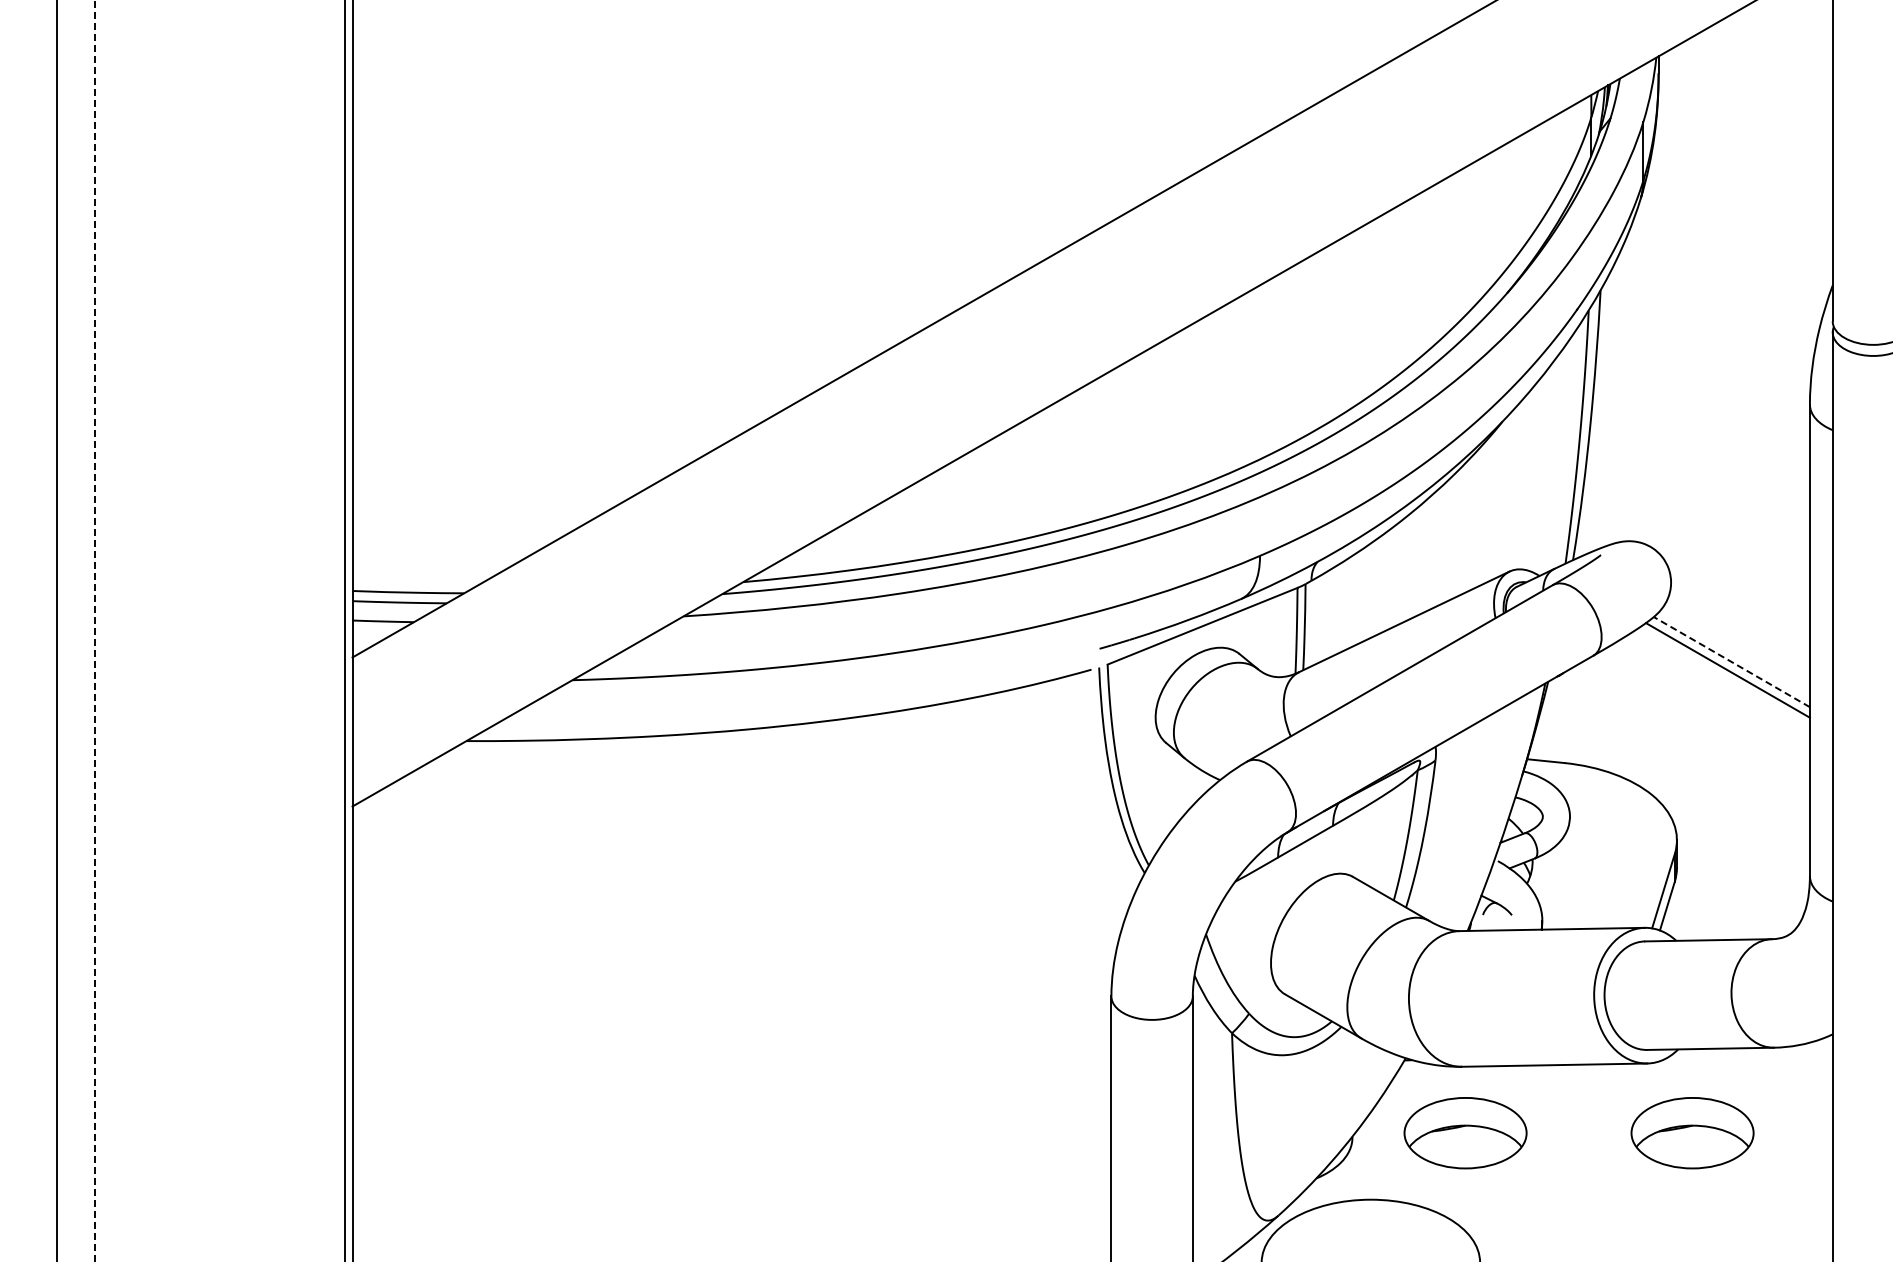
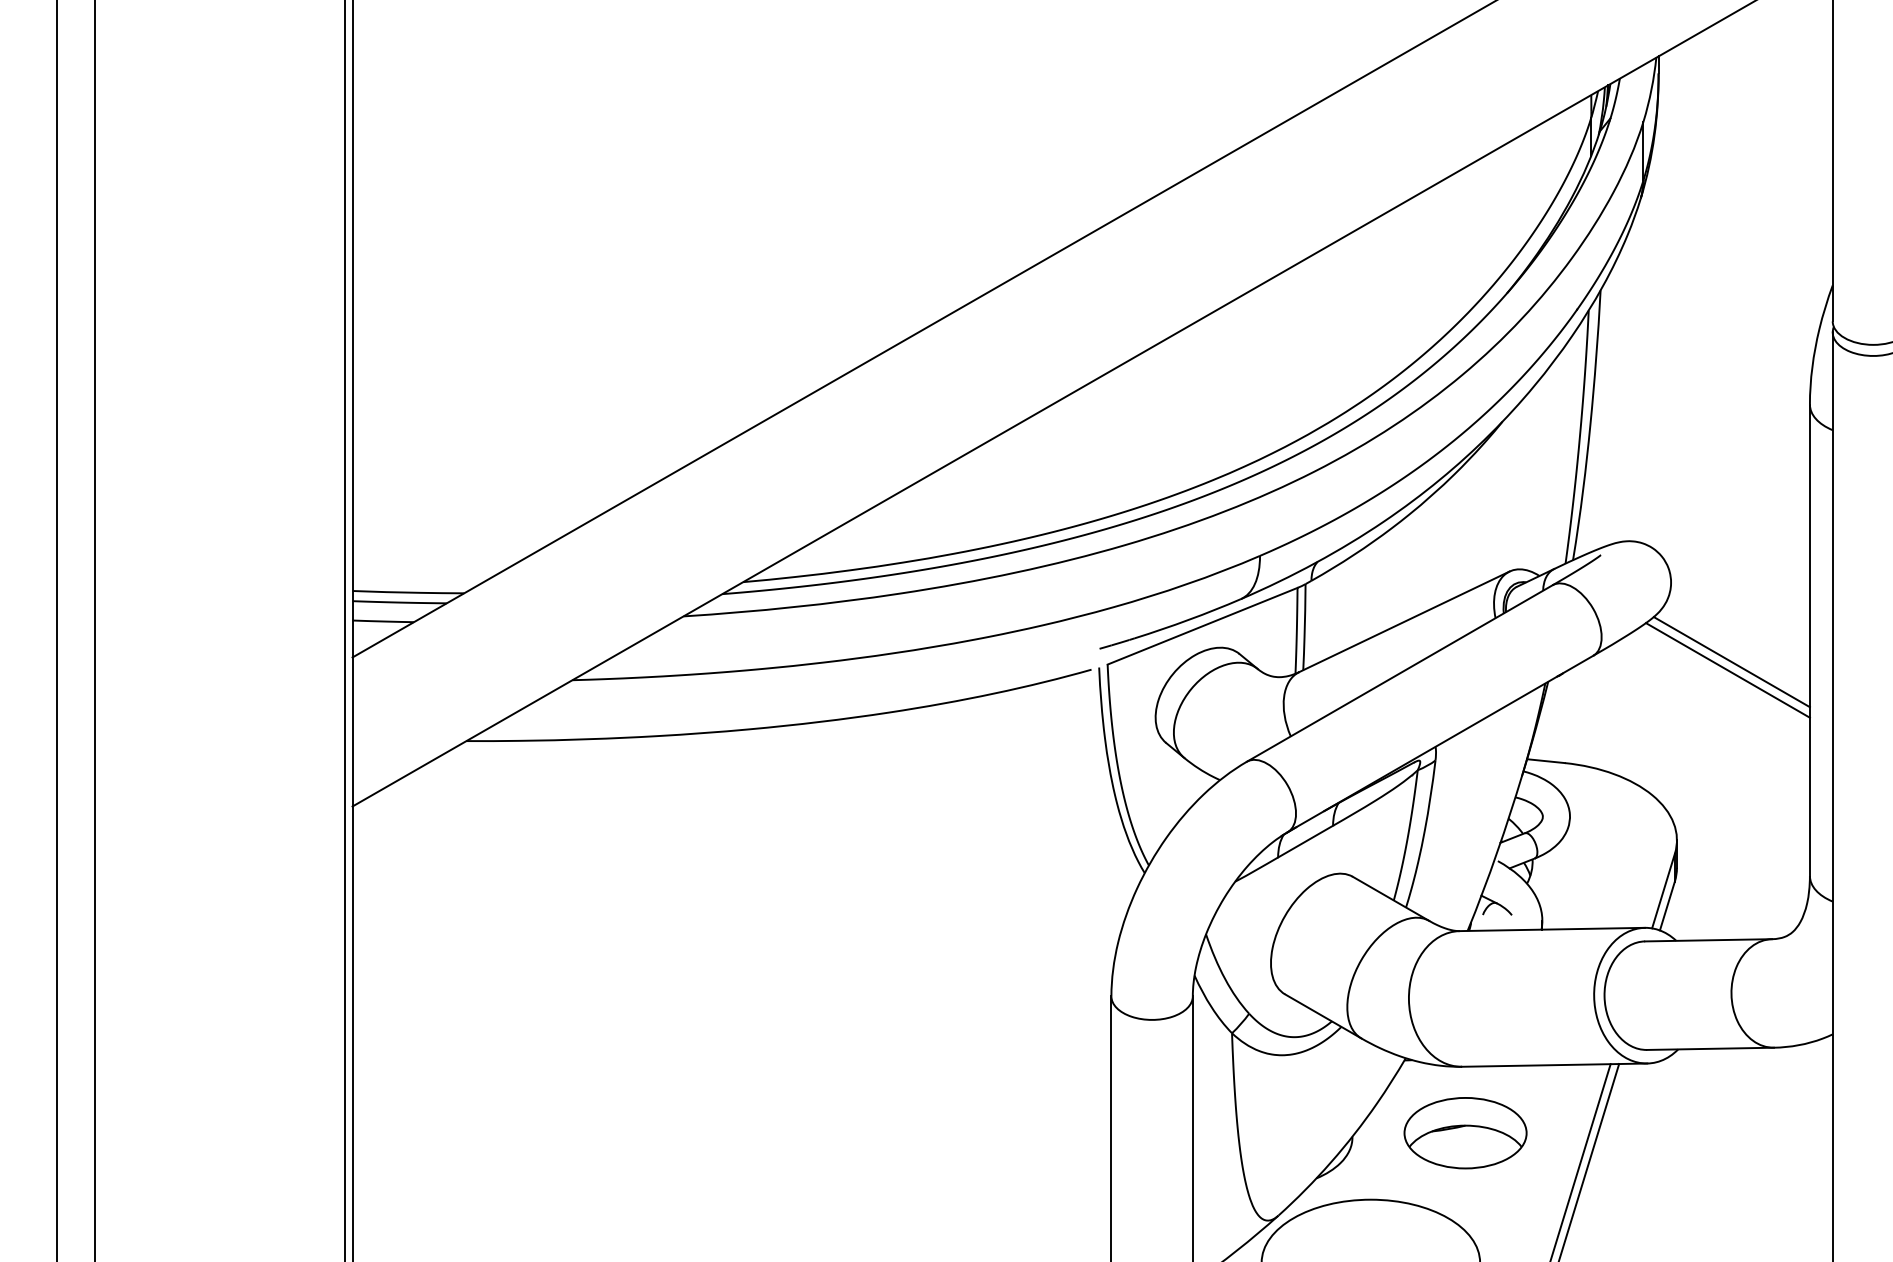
line: dashed -> solid (95, 629)
line: dashed -> solid (1731, 661)
part: present -> none (1692, 1133)
line: none -> present (1580, 1161)
line: none -> present (1589, 1161)
